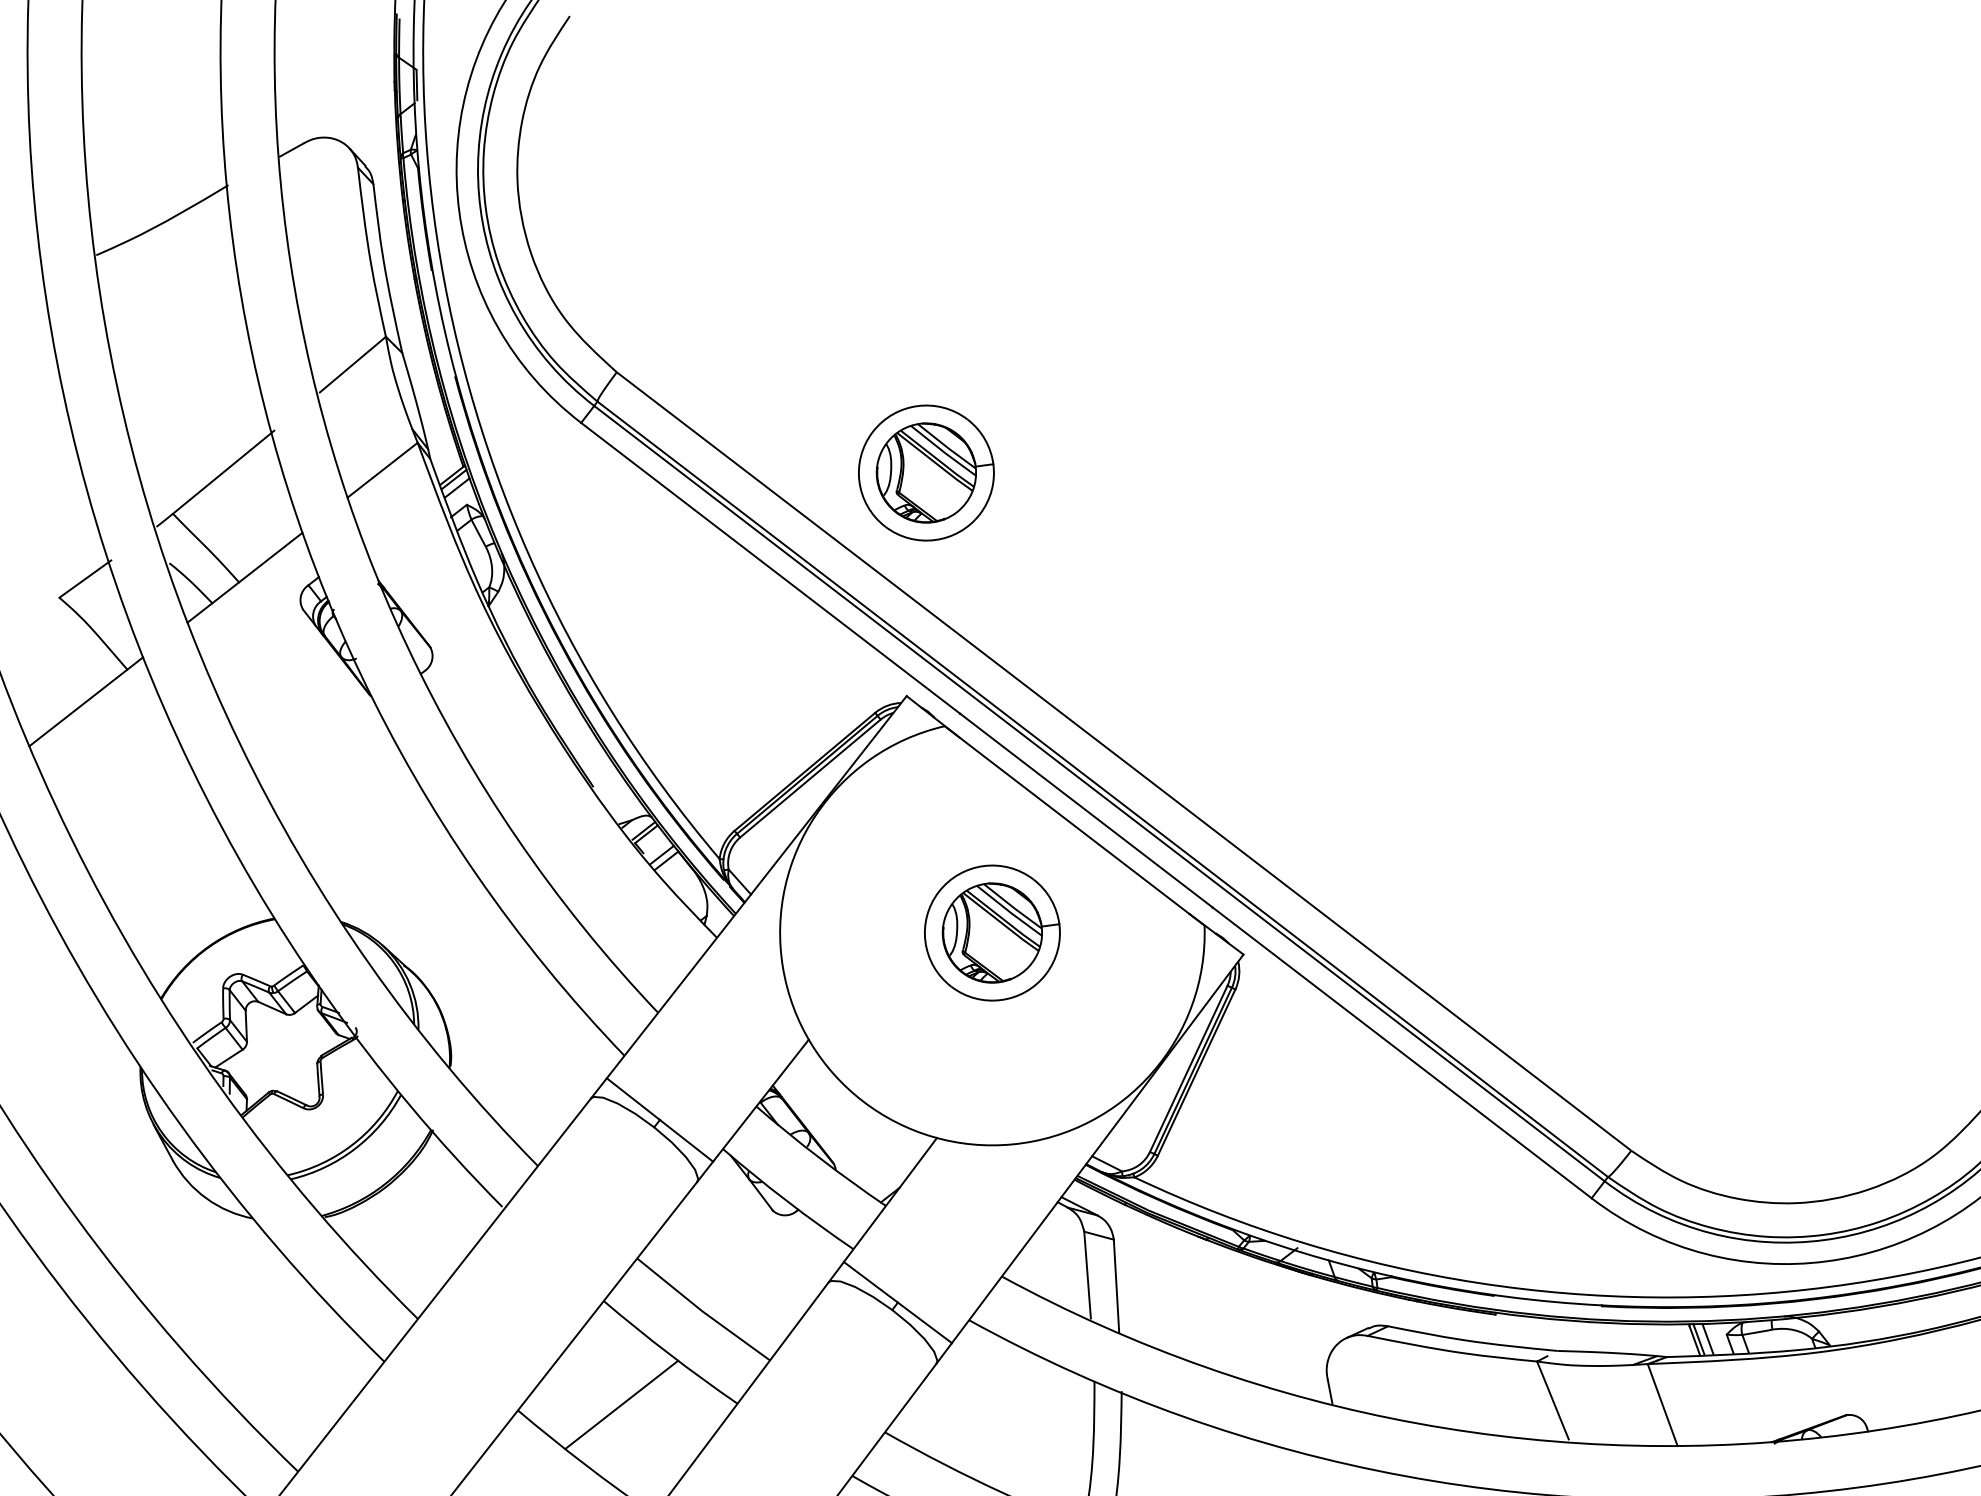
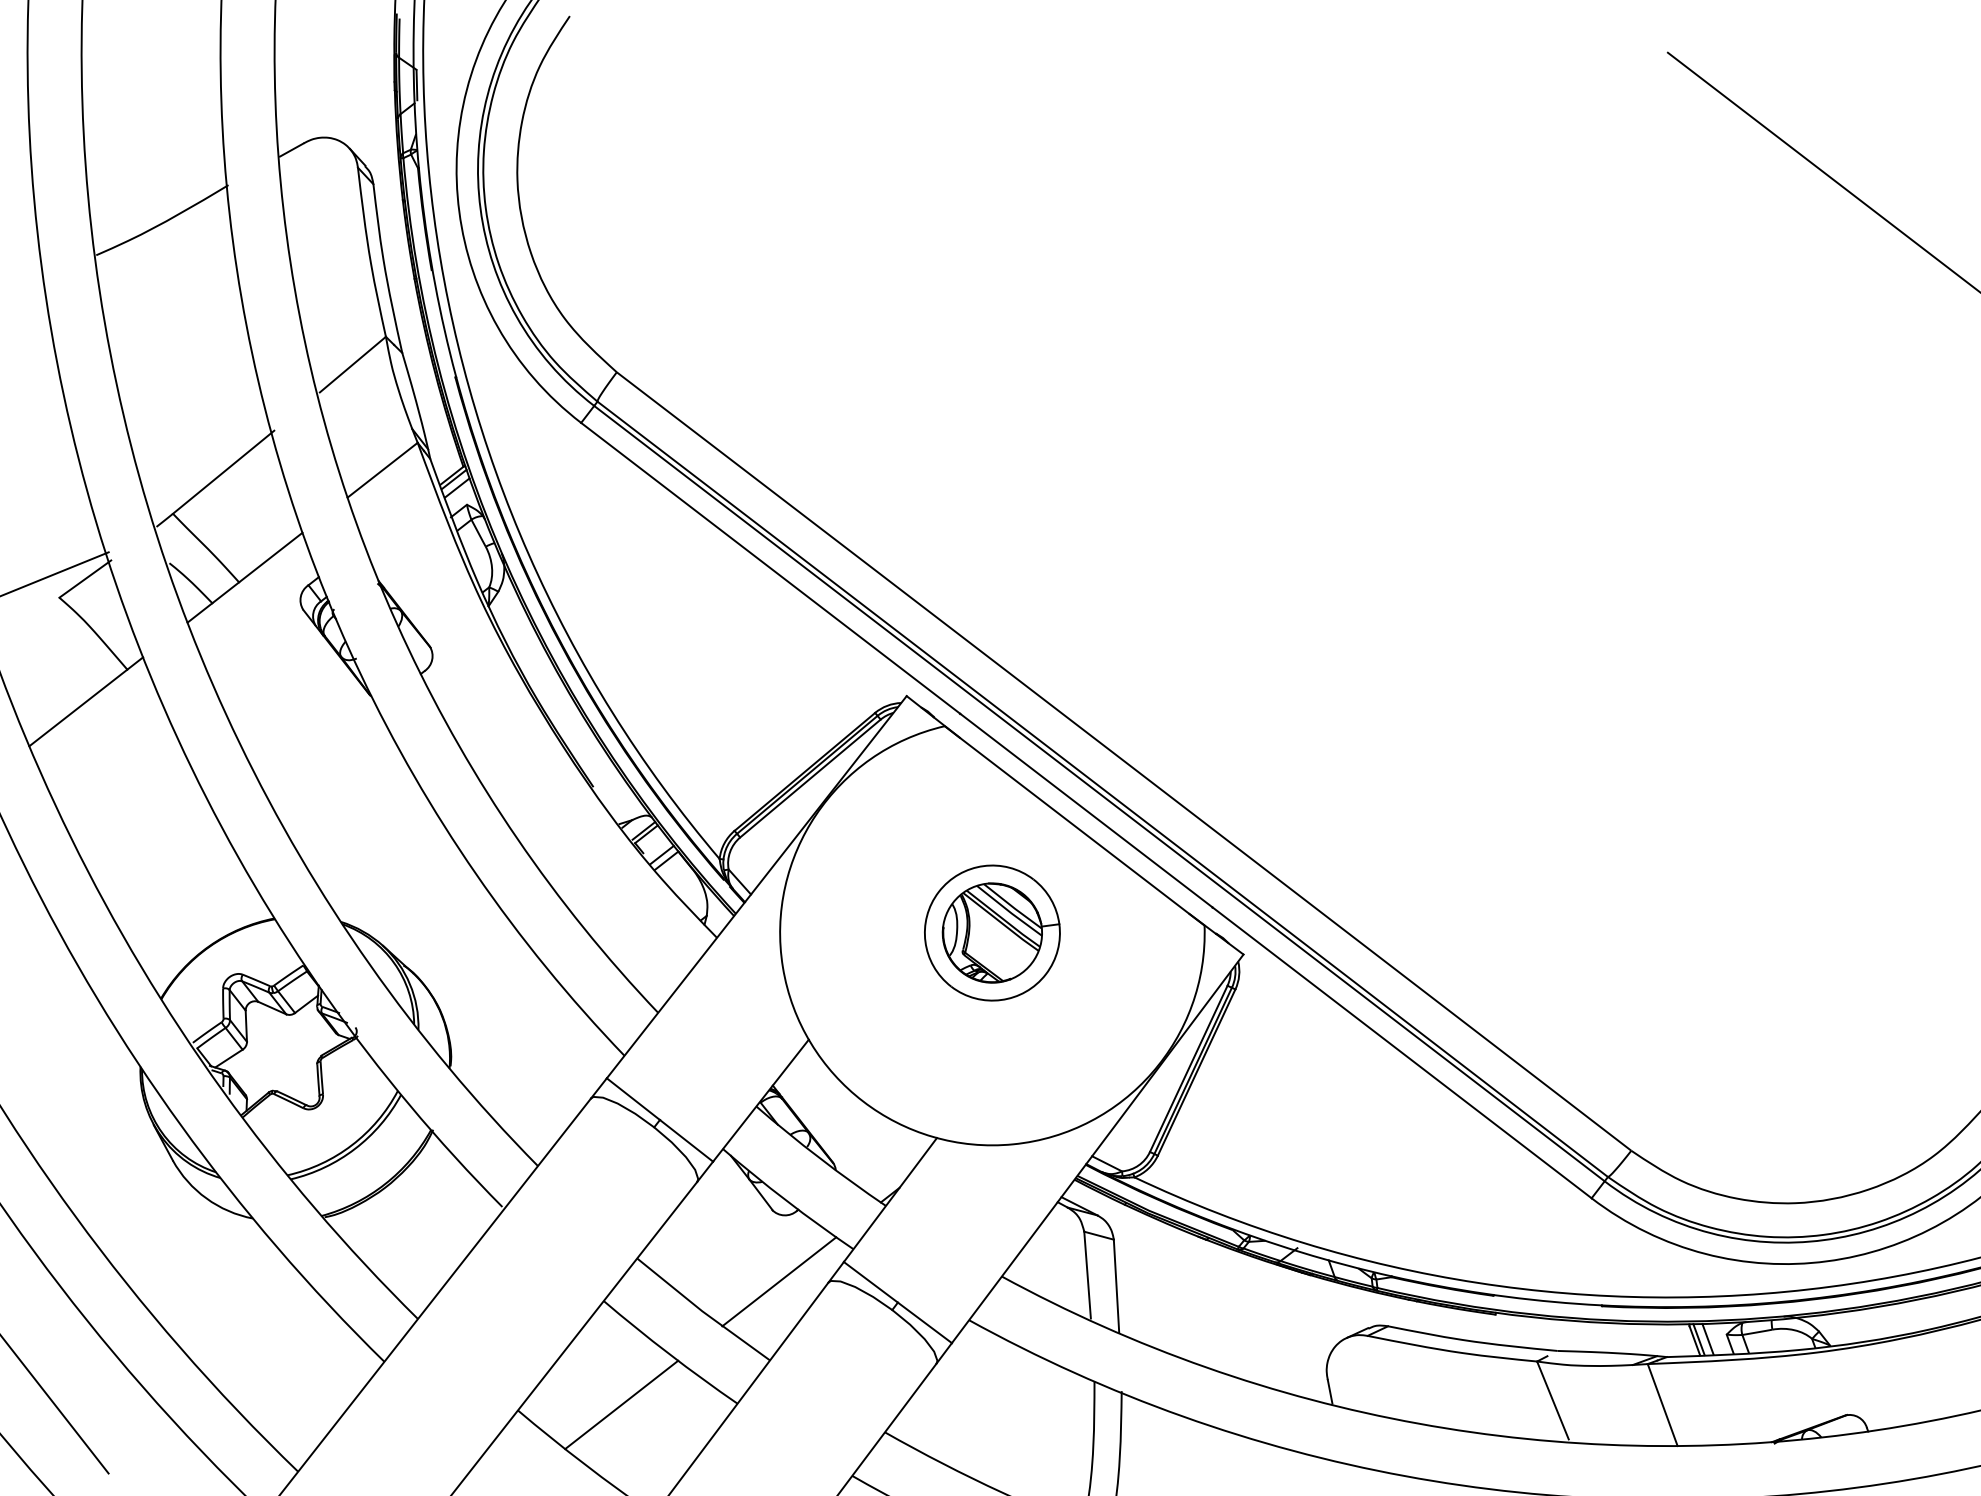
line: none -> present (1822, 171)
part: present -> none (926, 472)
line: none -> present (55, 573)
line: none -> present (779, 1281)
line: none -> present (55, 1405)
